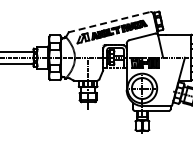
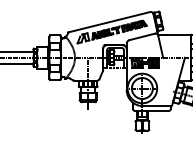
line: dashed -> solid (109, 22)
